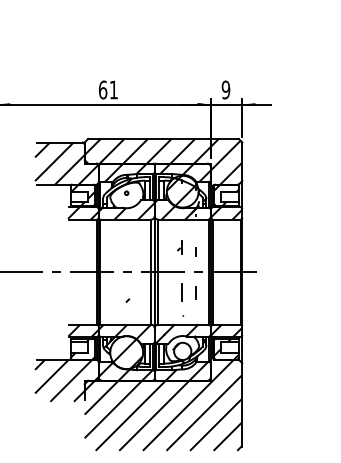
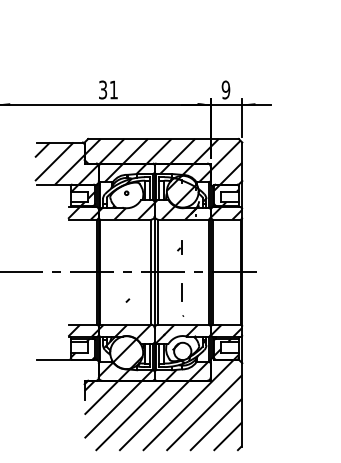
text: 61 -> 31 (102, 89)
line: present -> none (195, 251)
line: present -> none (195, 292)
hatch: present -> none (66, 380)
